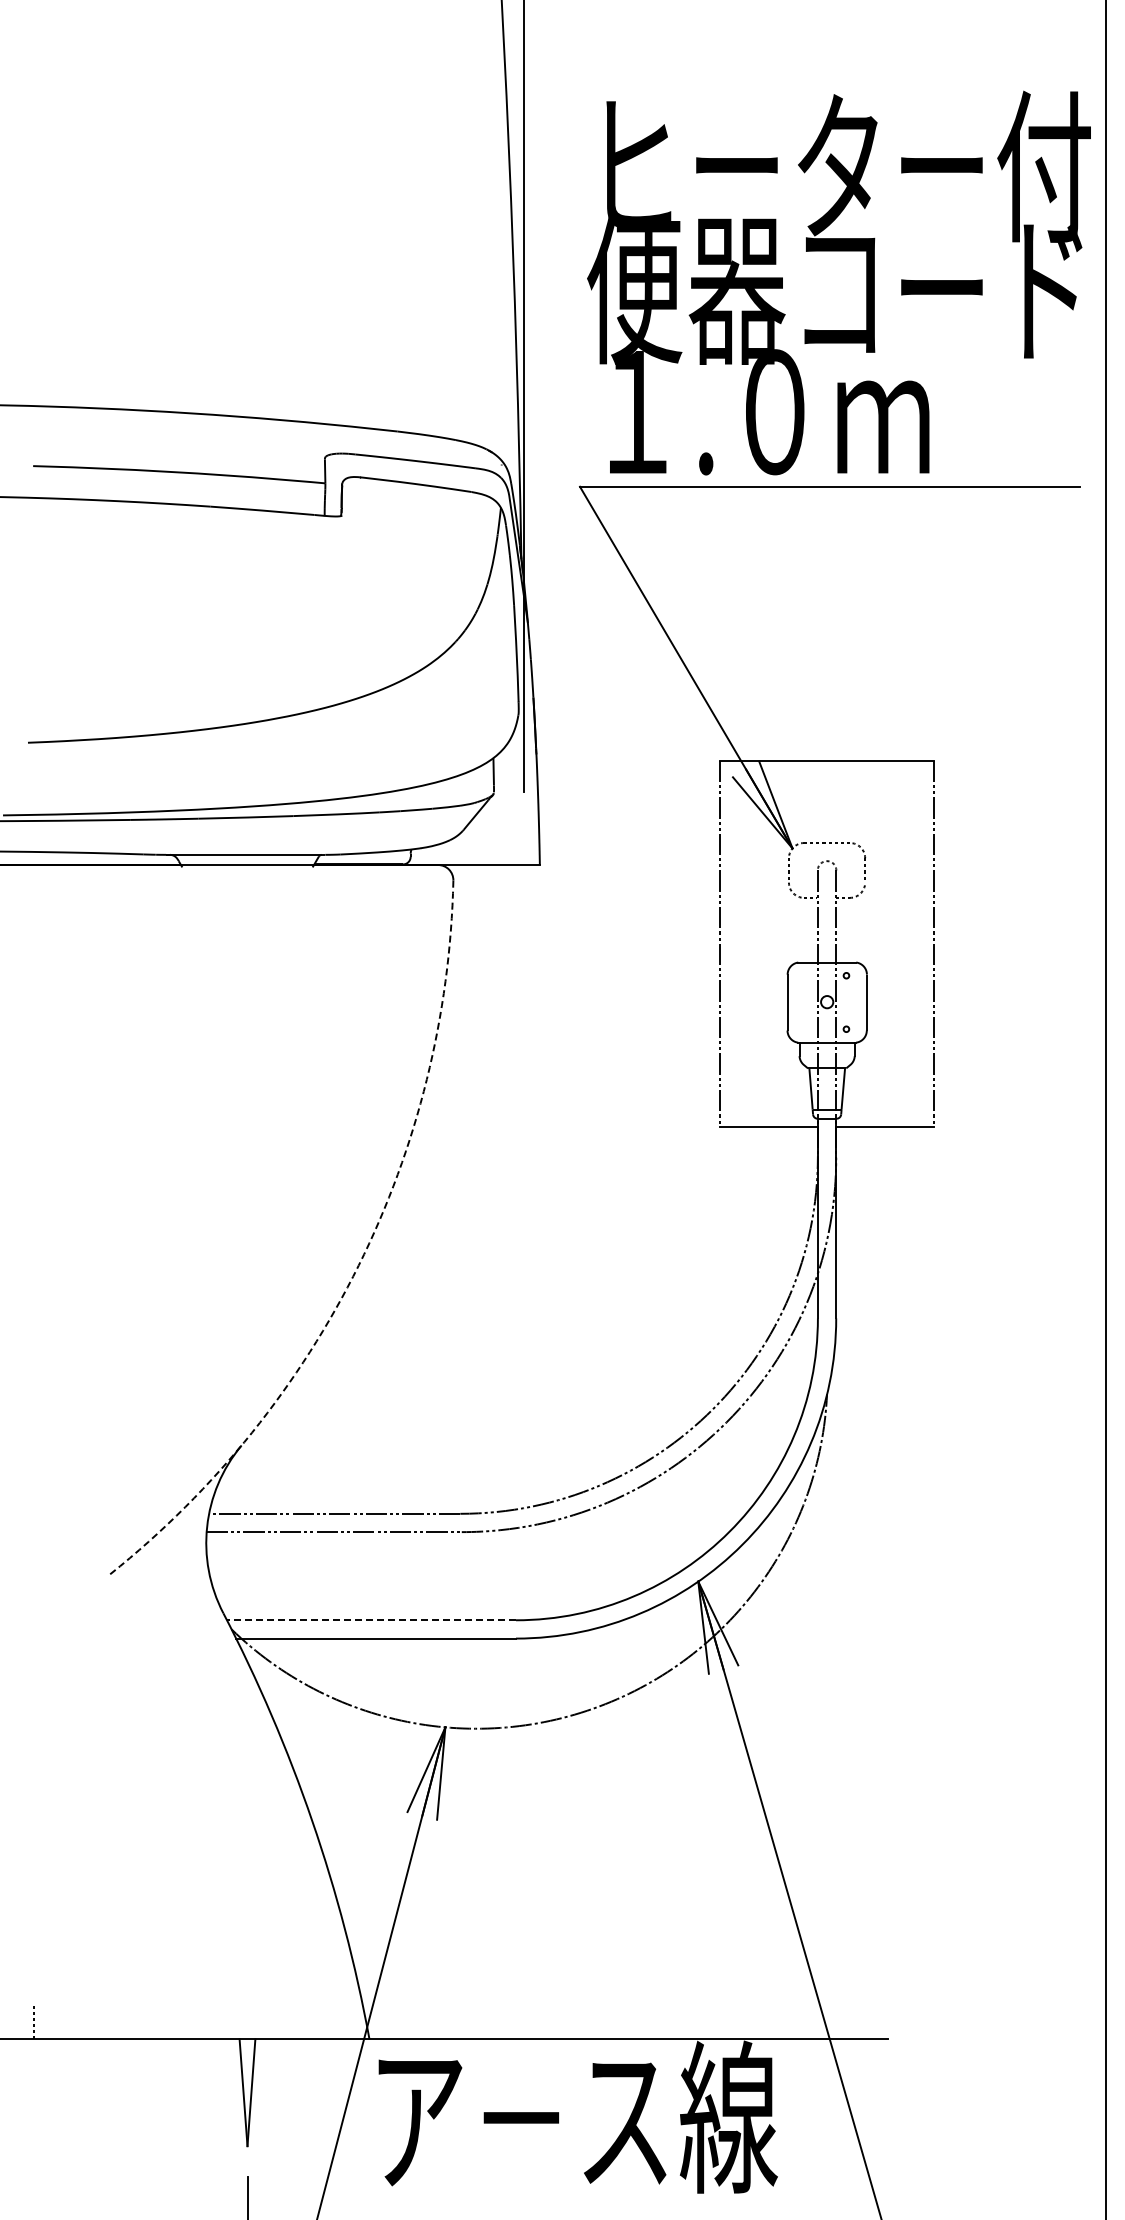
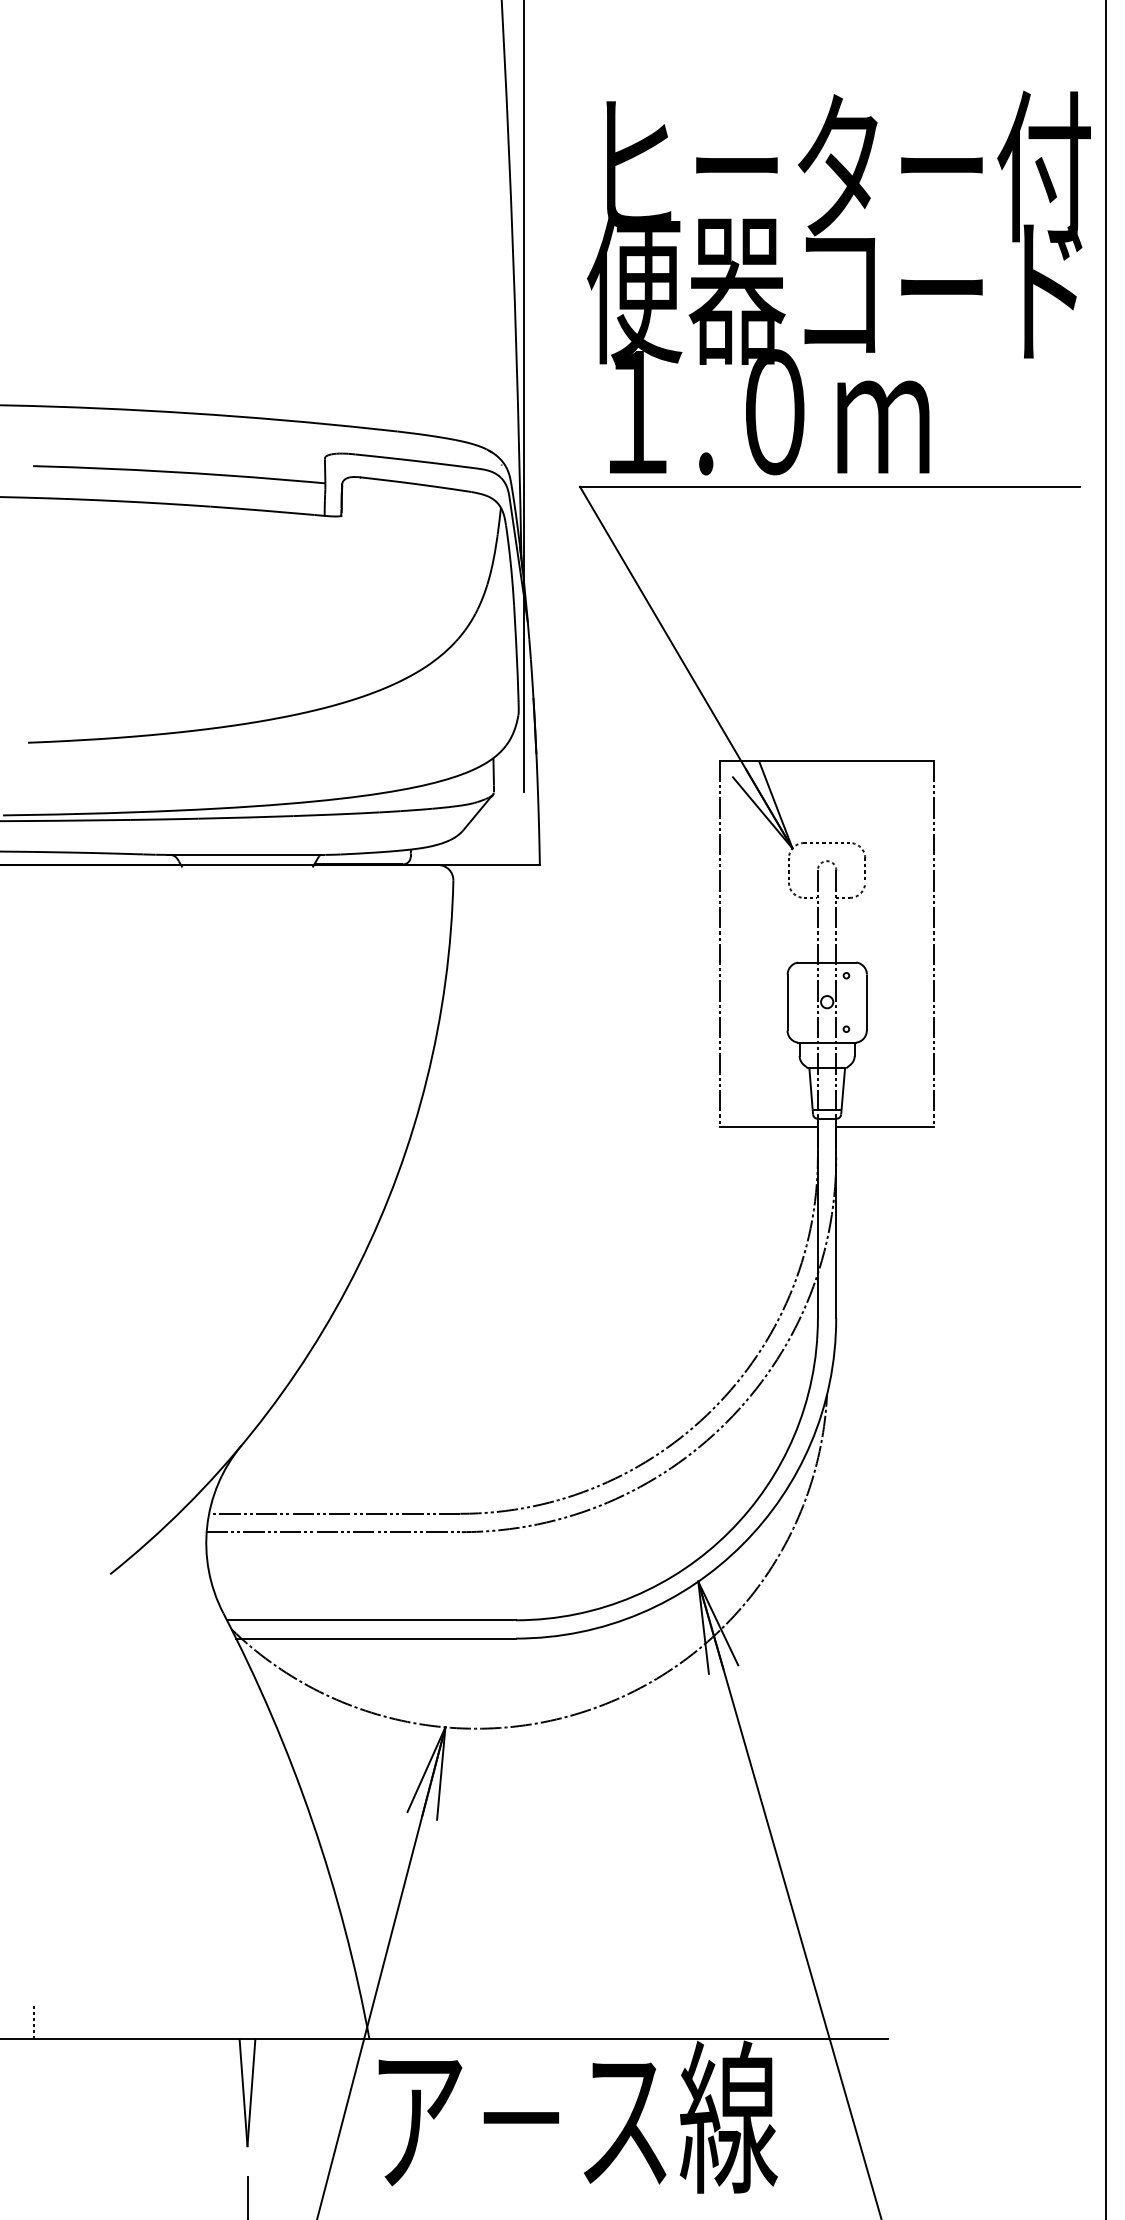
arc: dashed -> solid (358, 1265)
line: dashed -> solid (371, 1620)
